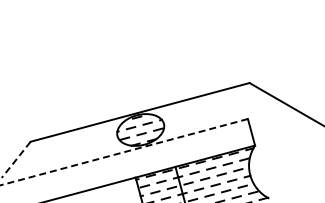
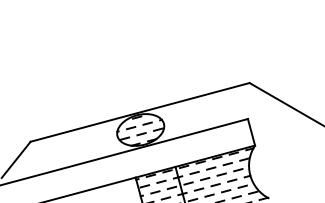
line: dashed -> solid (124, 152)
line: dashed -> solid (15, 160)
